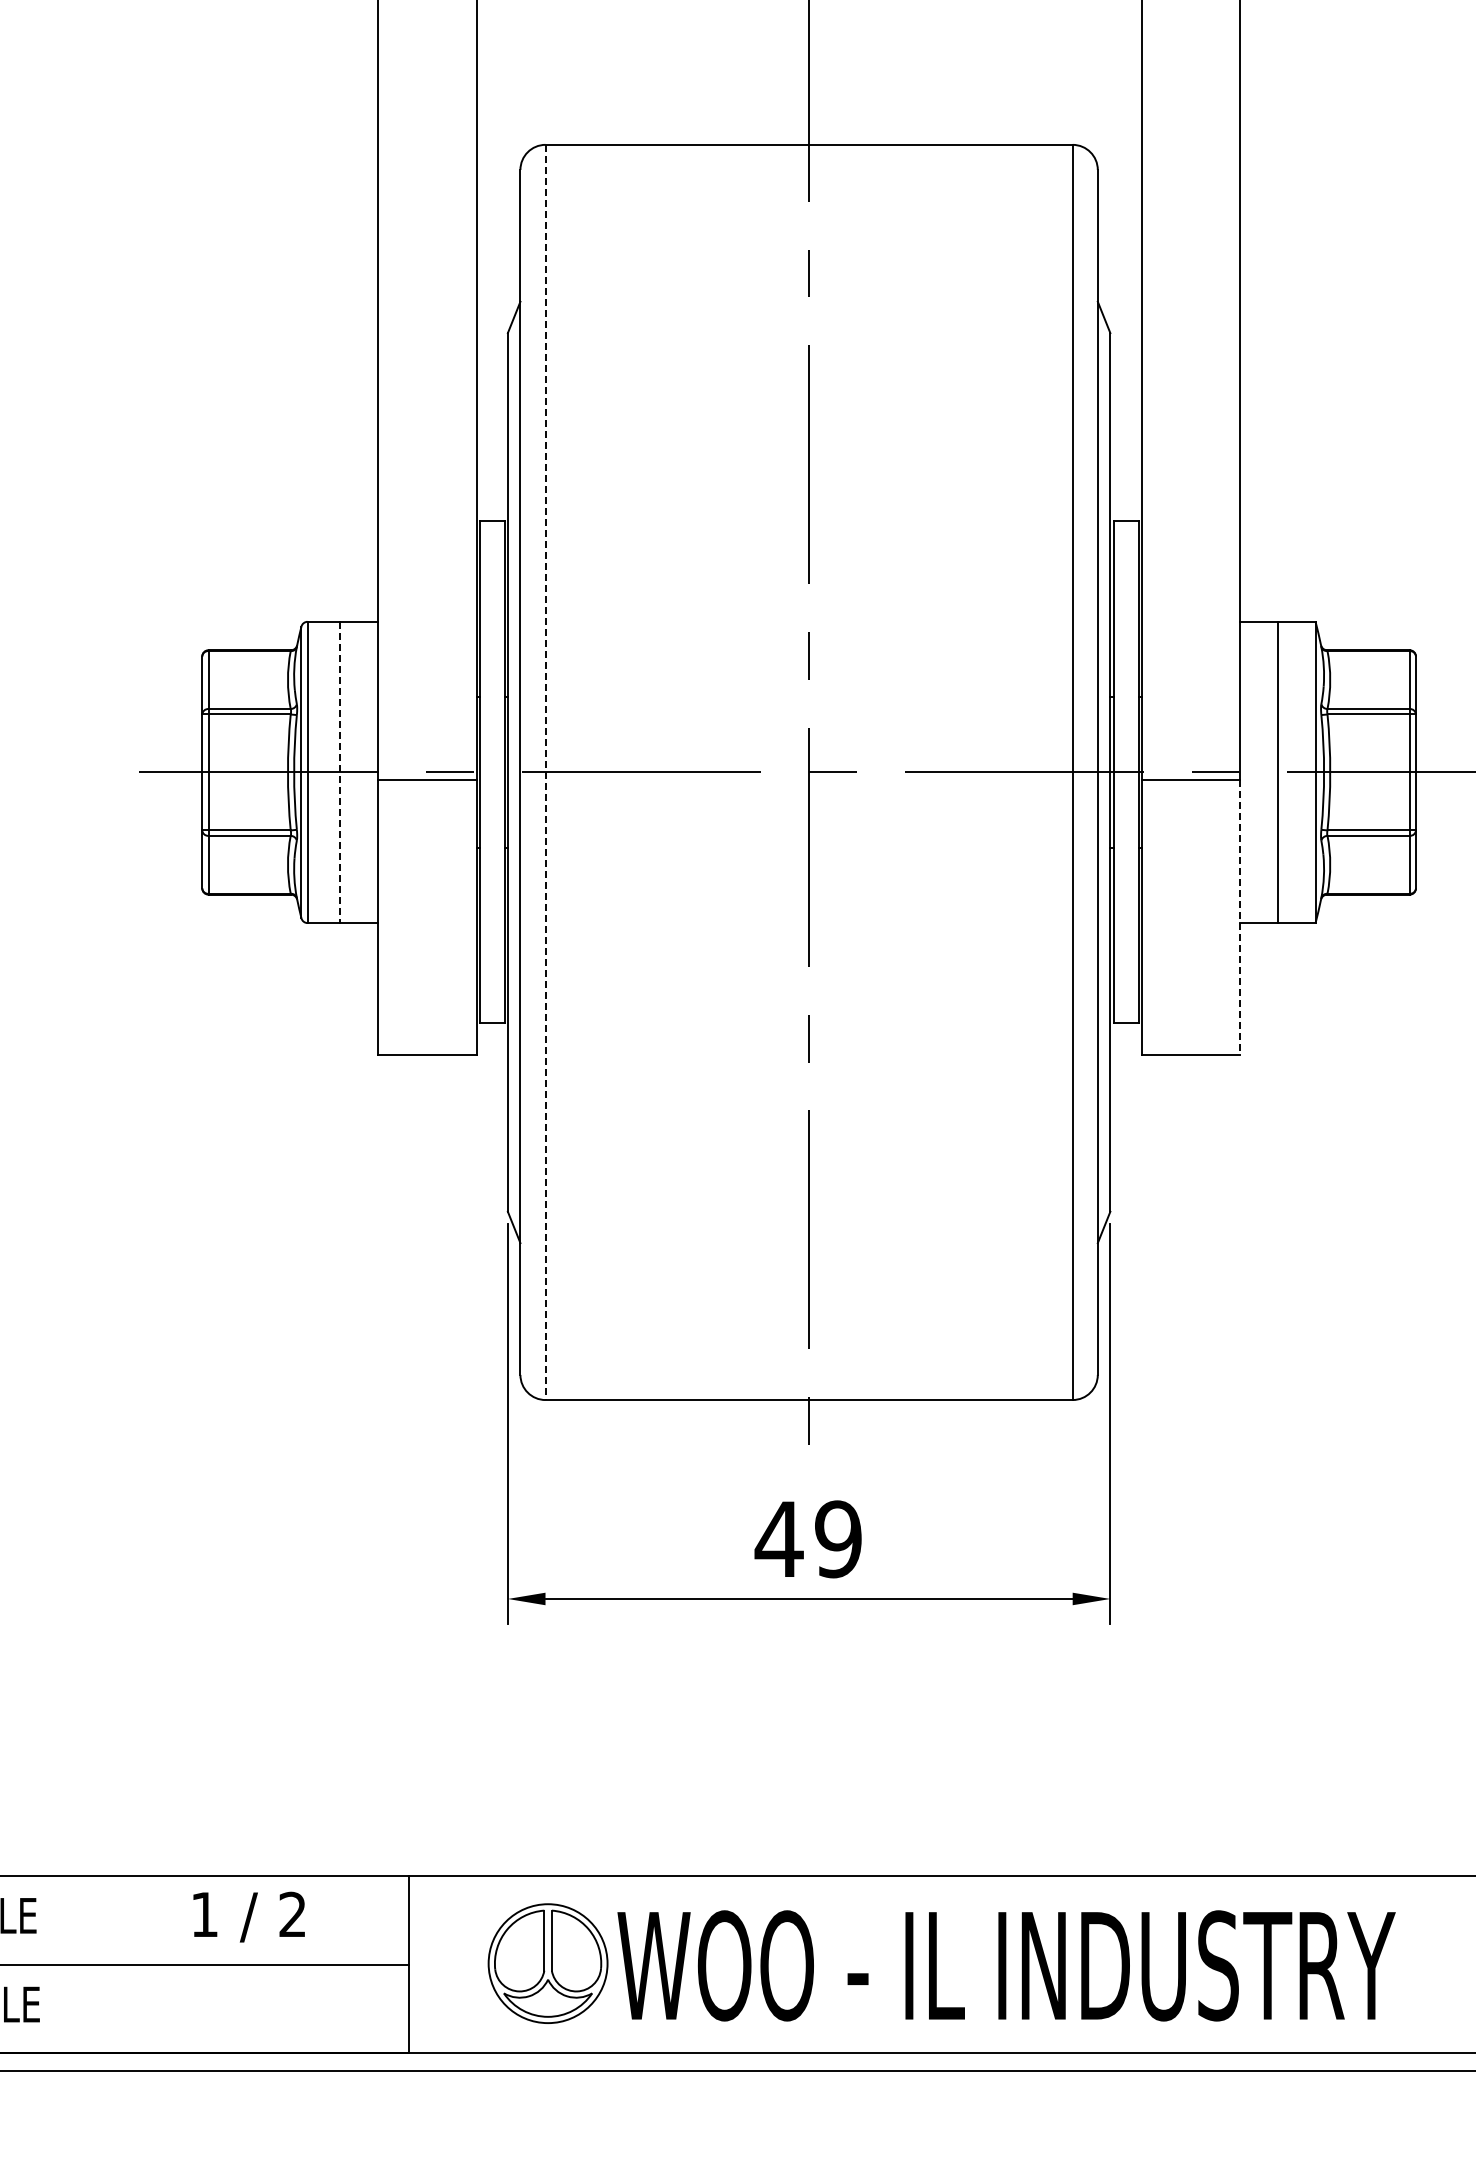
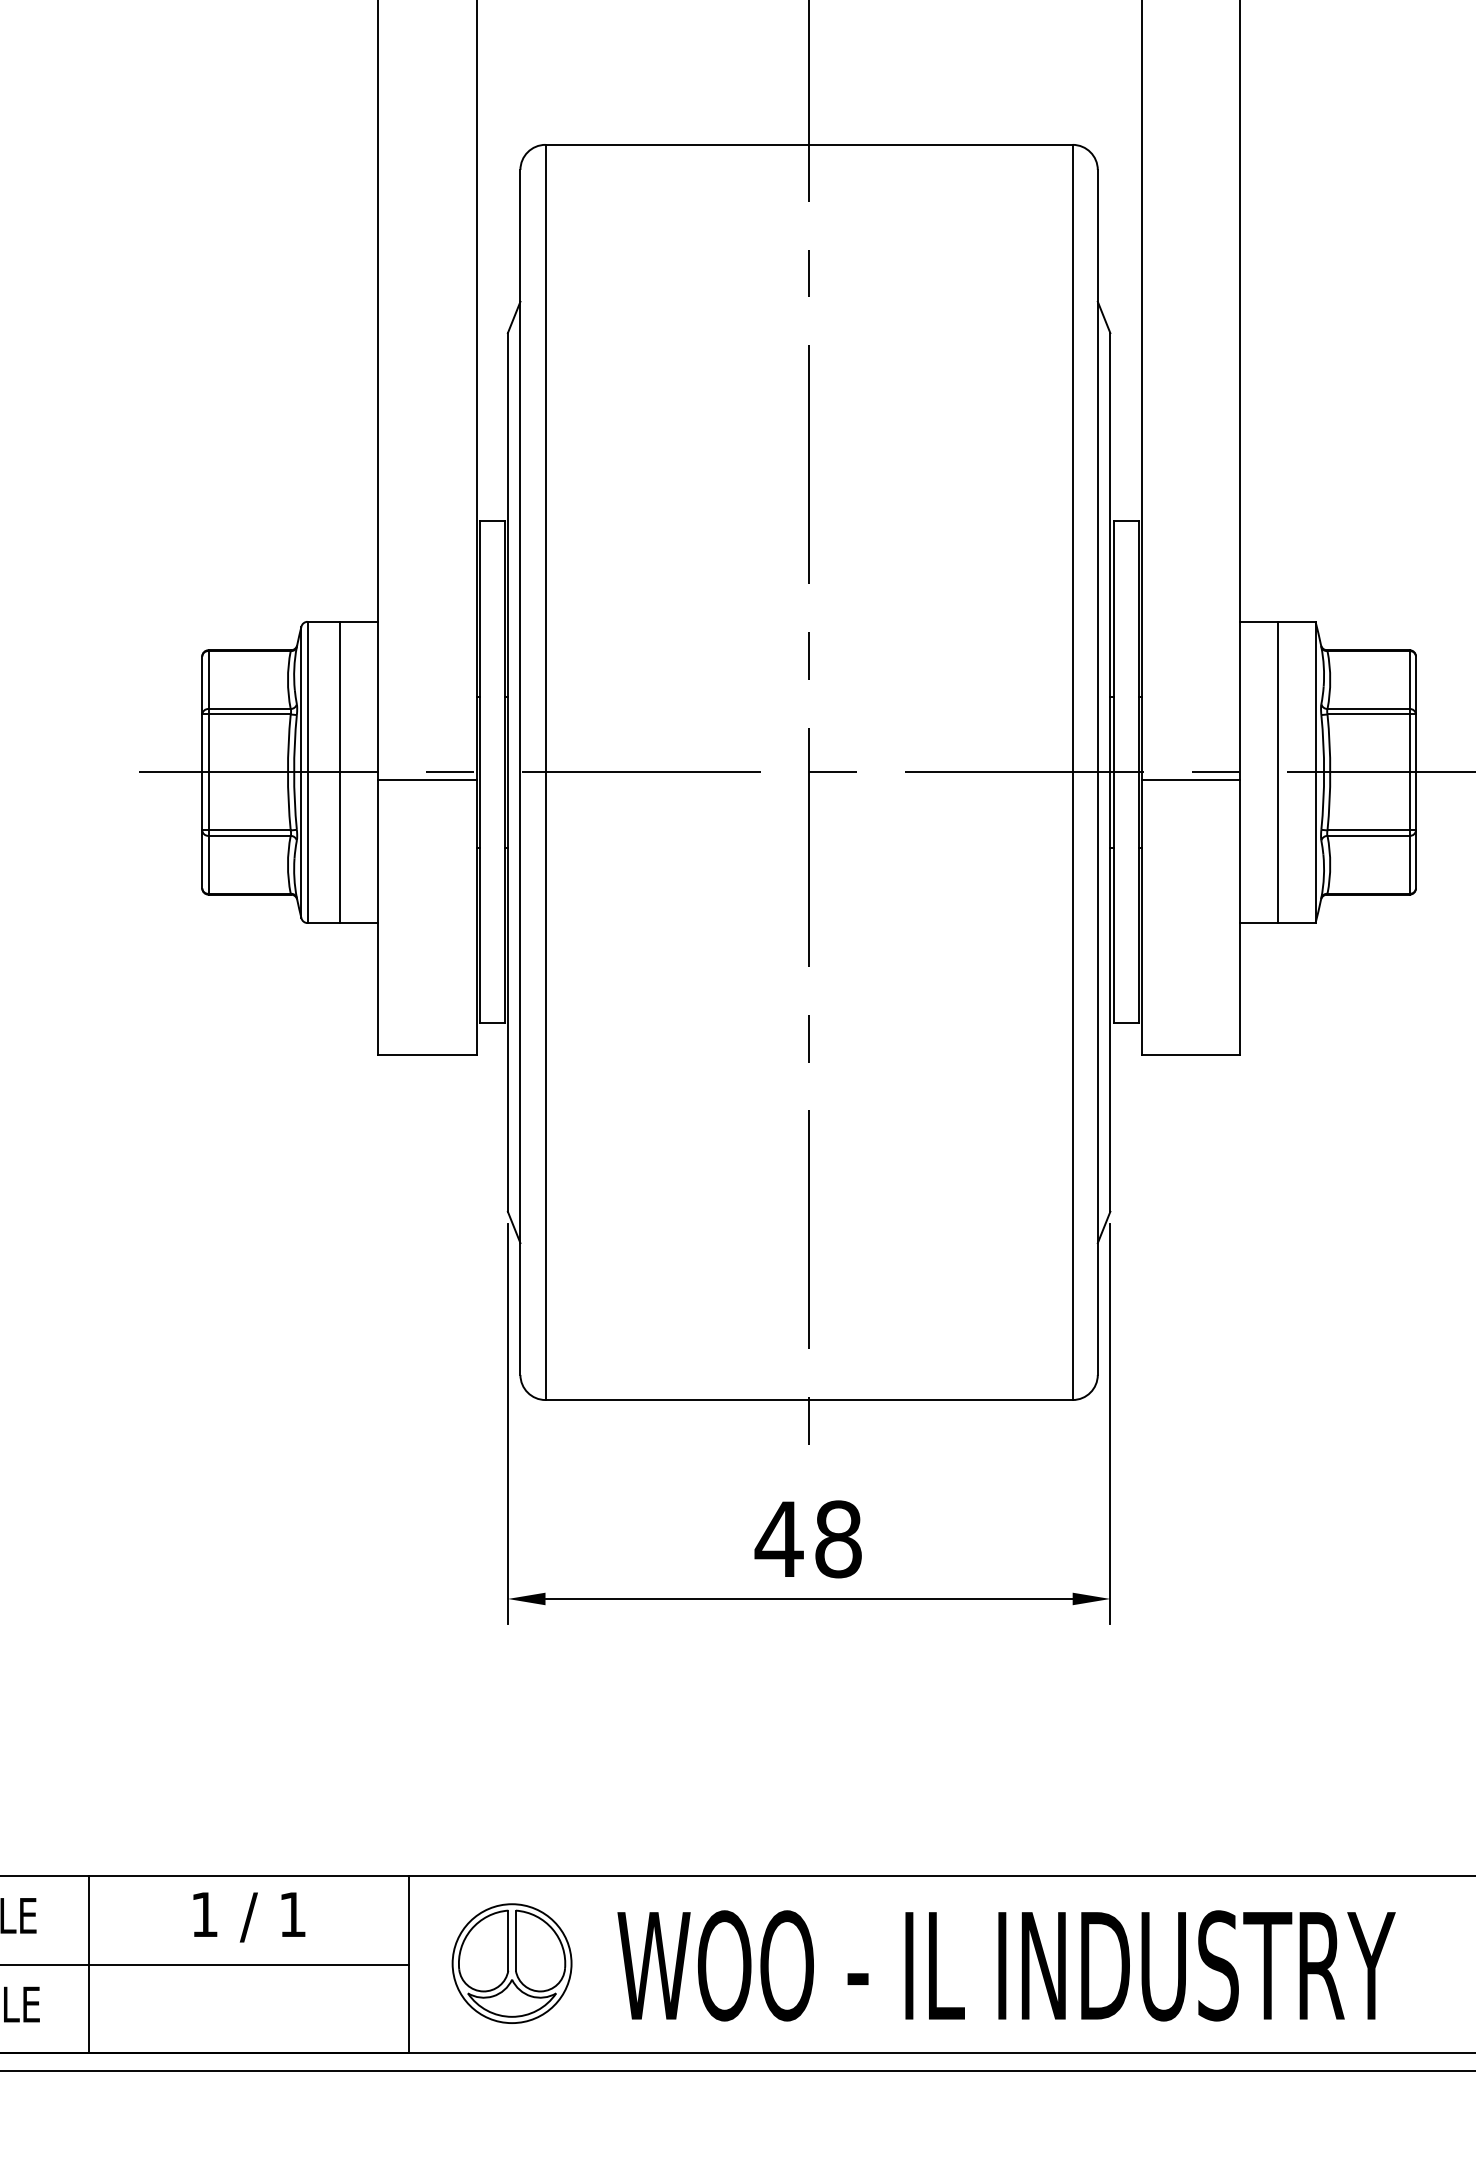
line: dashed -> solid (340, 772)
line: dashed -> solid (545, 772)
line: dashed -> solid (1240, 918)
text: 49 -> 48 (838, 1539)
text: 2 -> 1 (292, 1913)
part position: (547, 1963) -> (511, 1963) (511, 1963)
line: none -> present (89, 1964)
